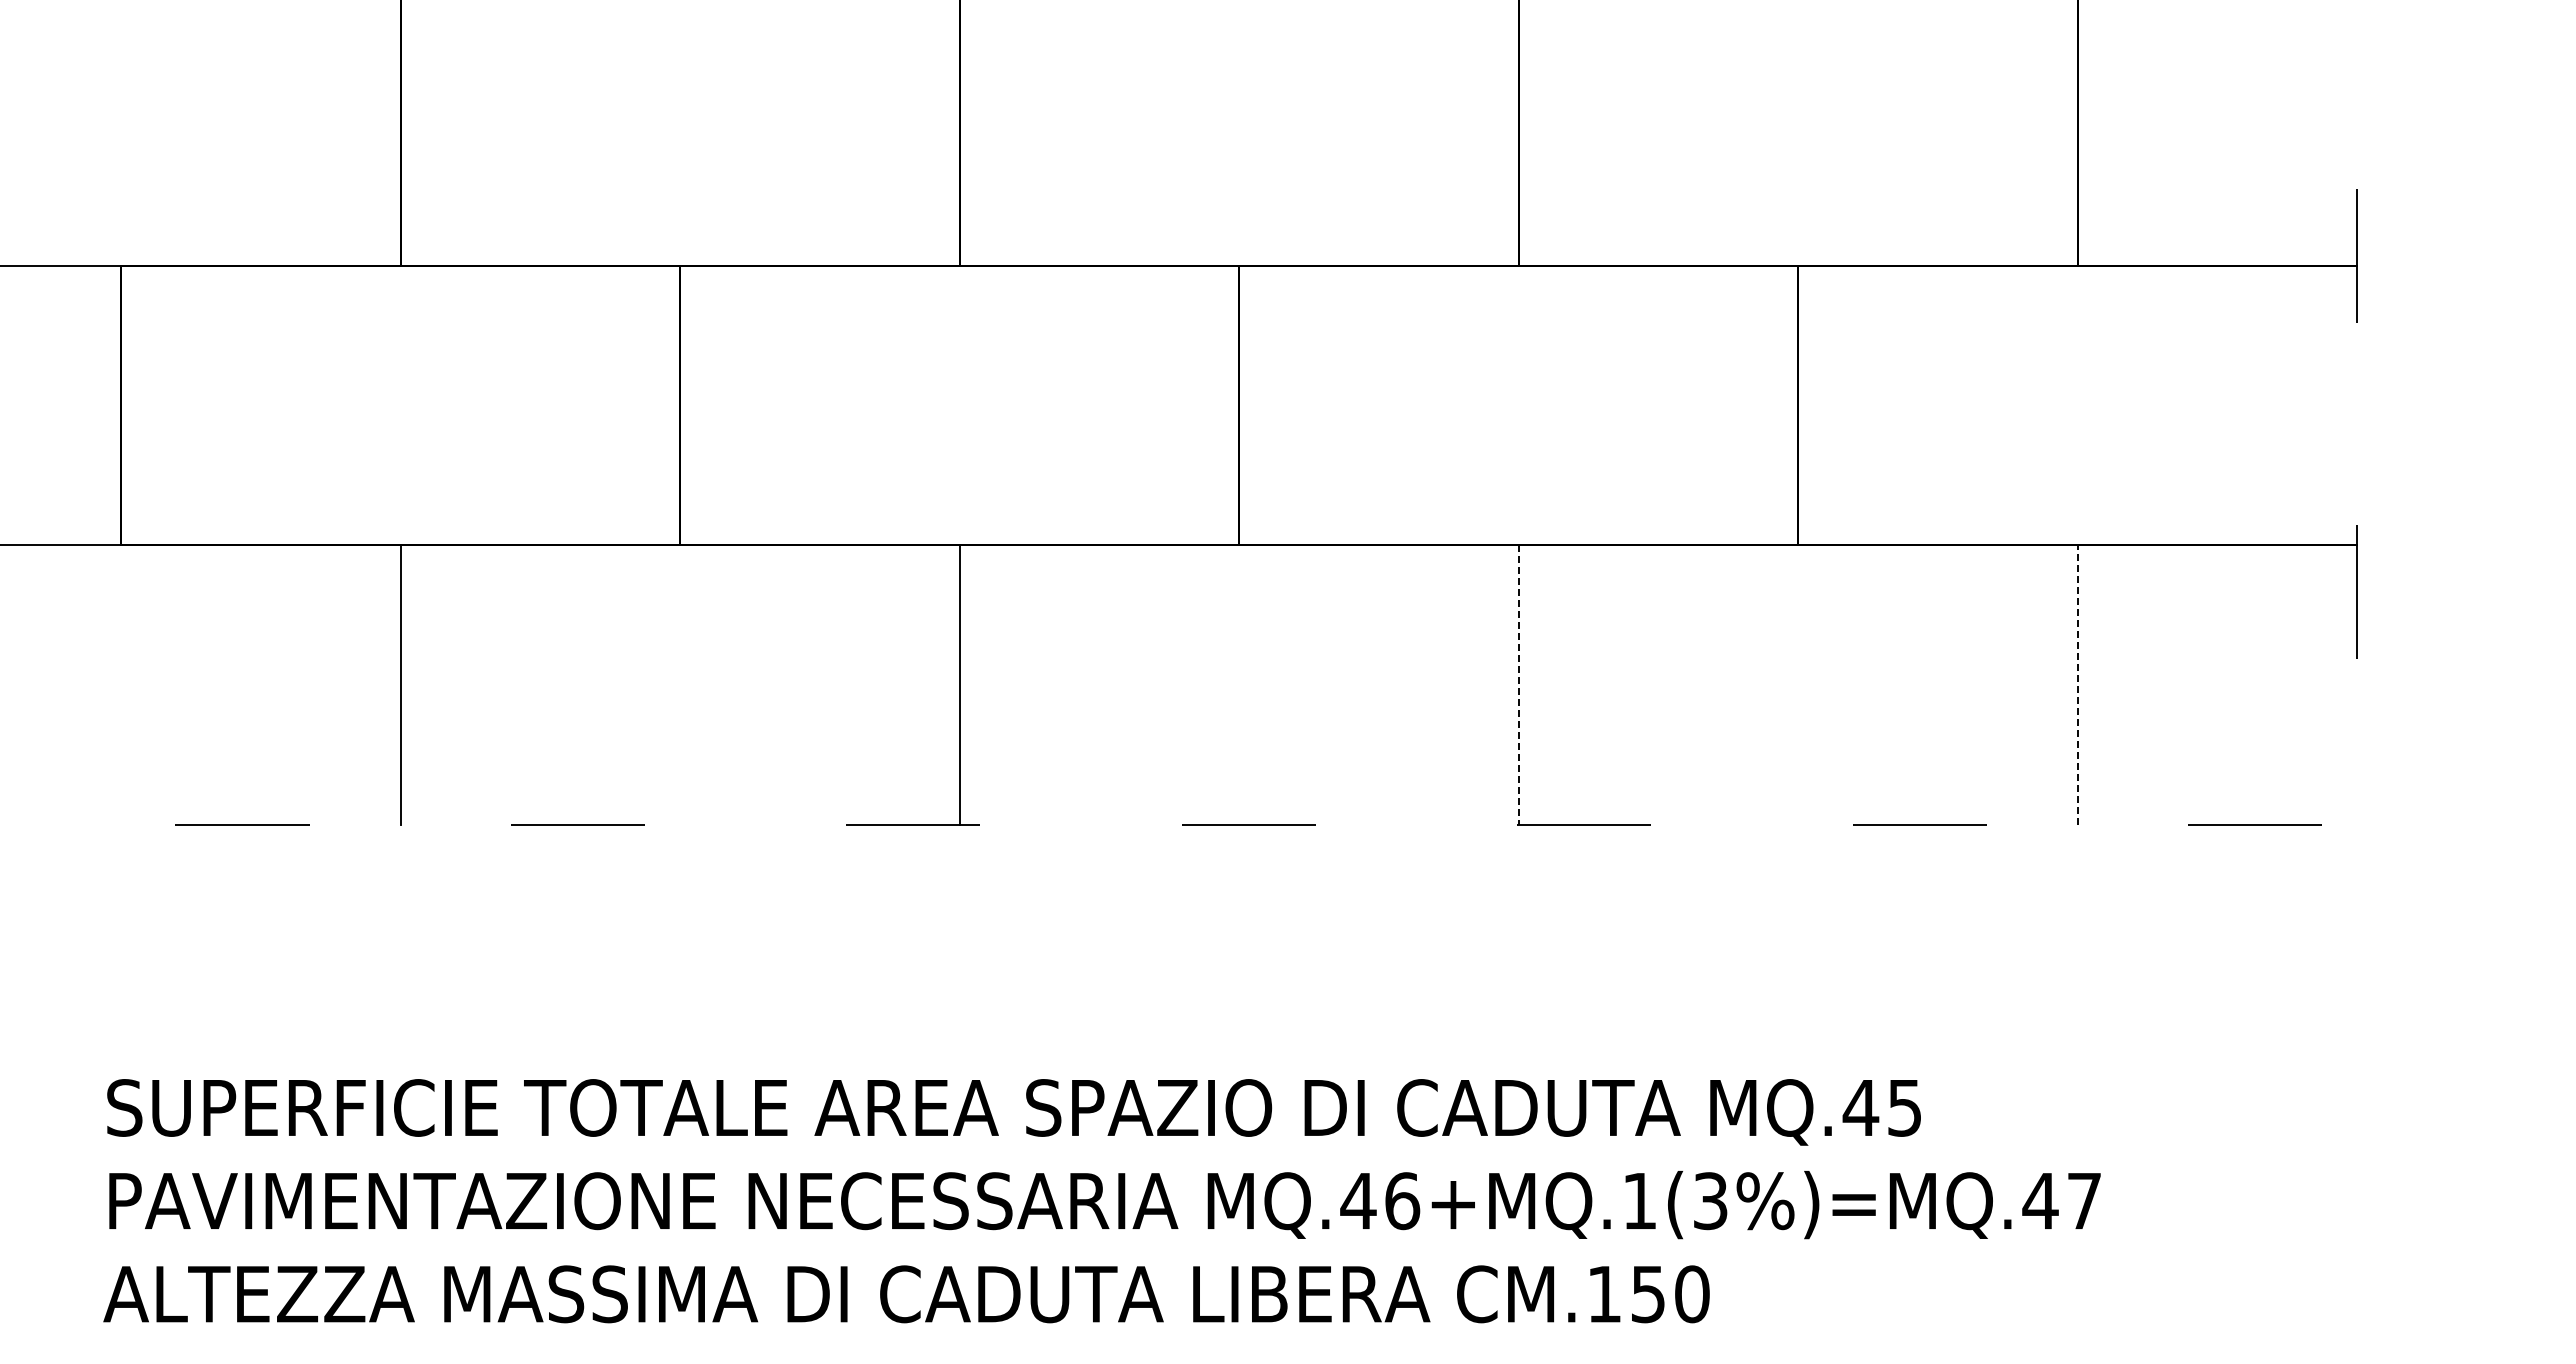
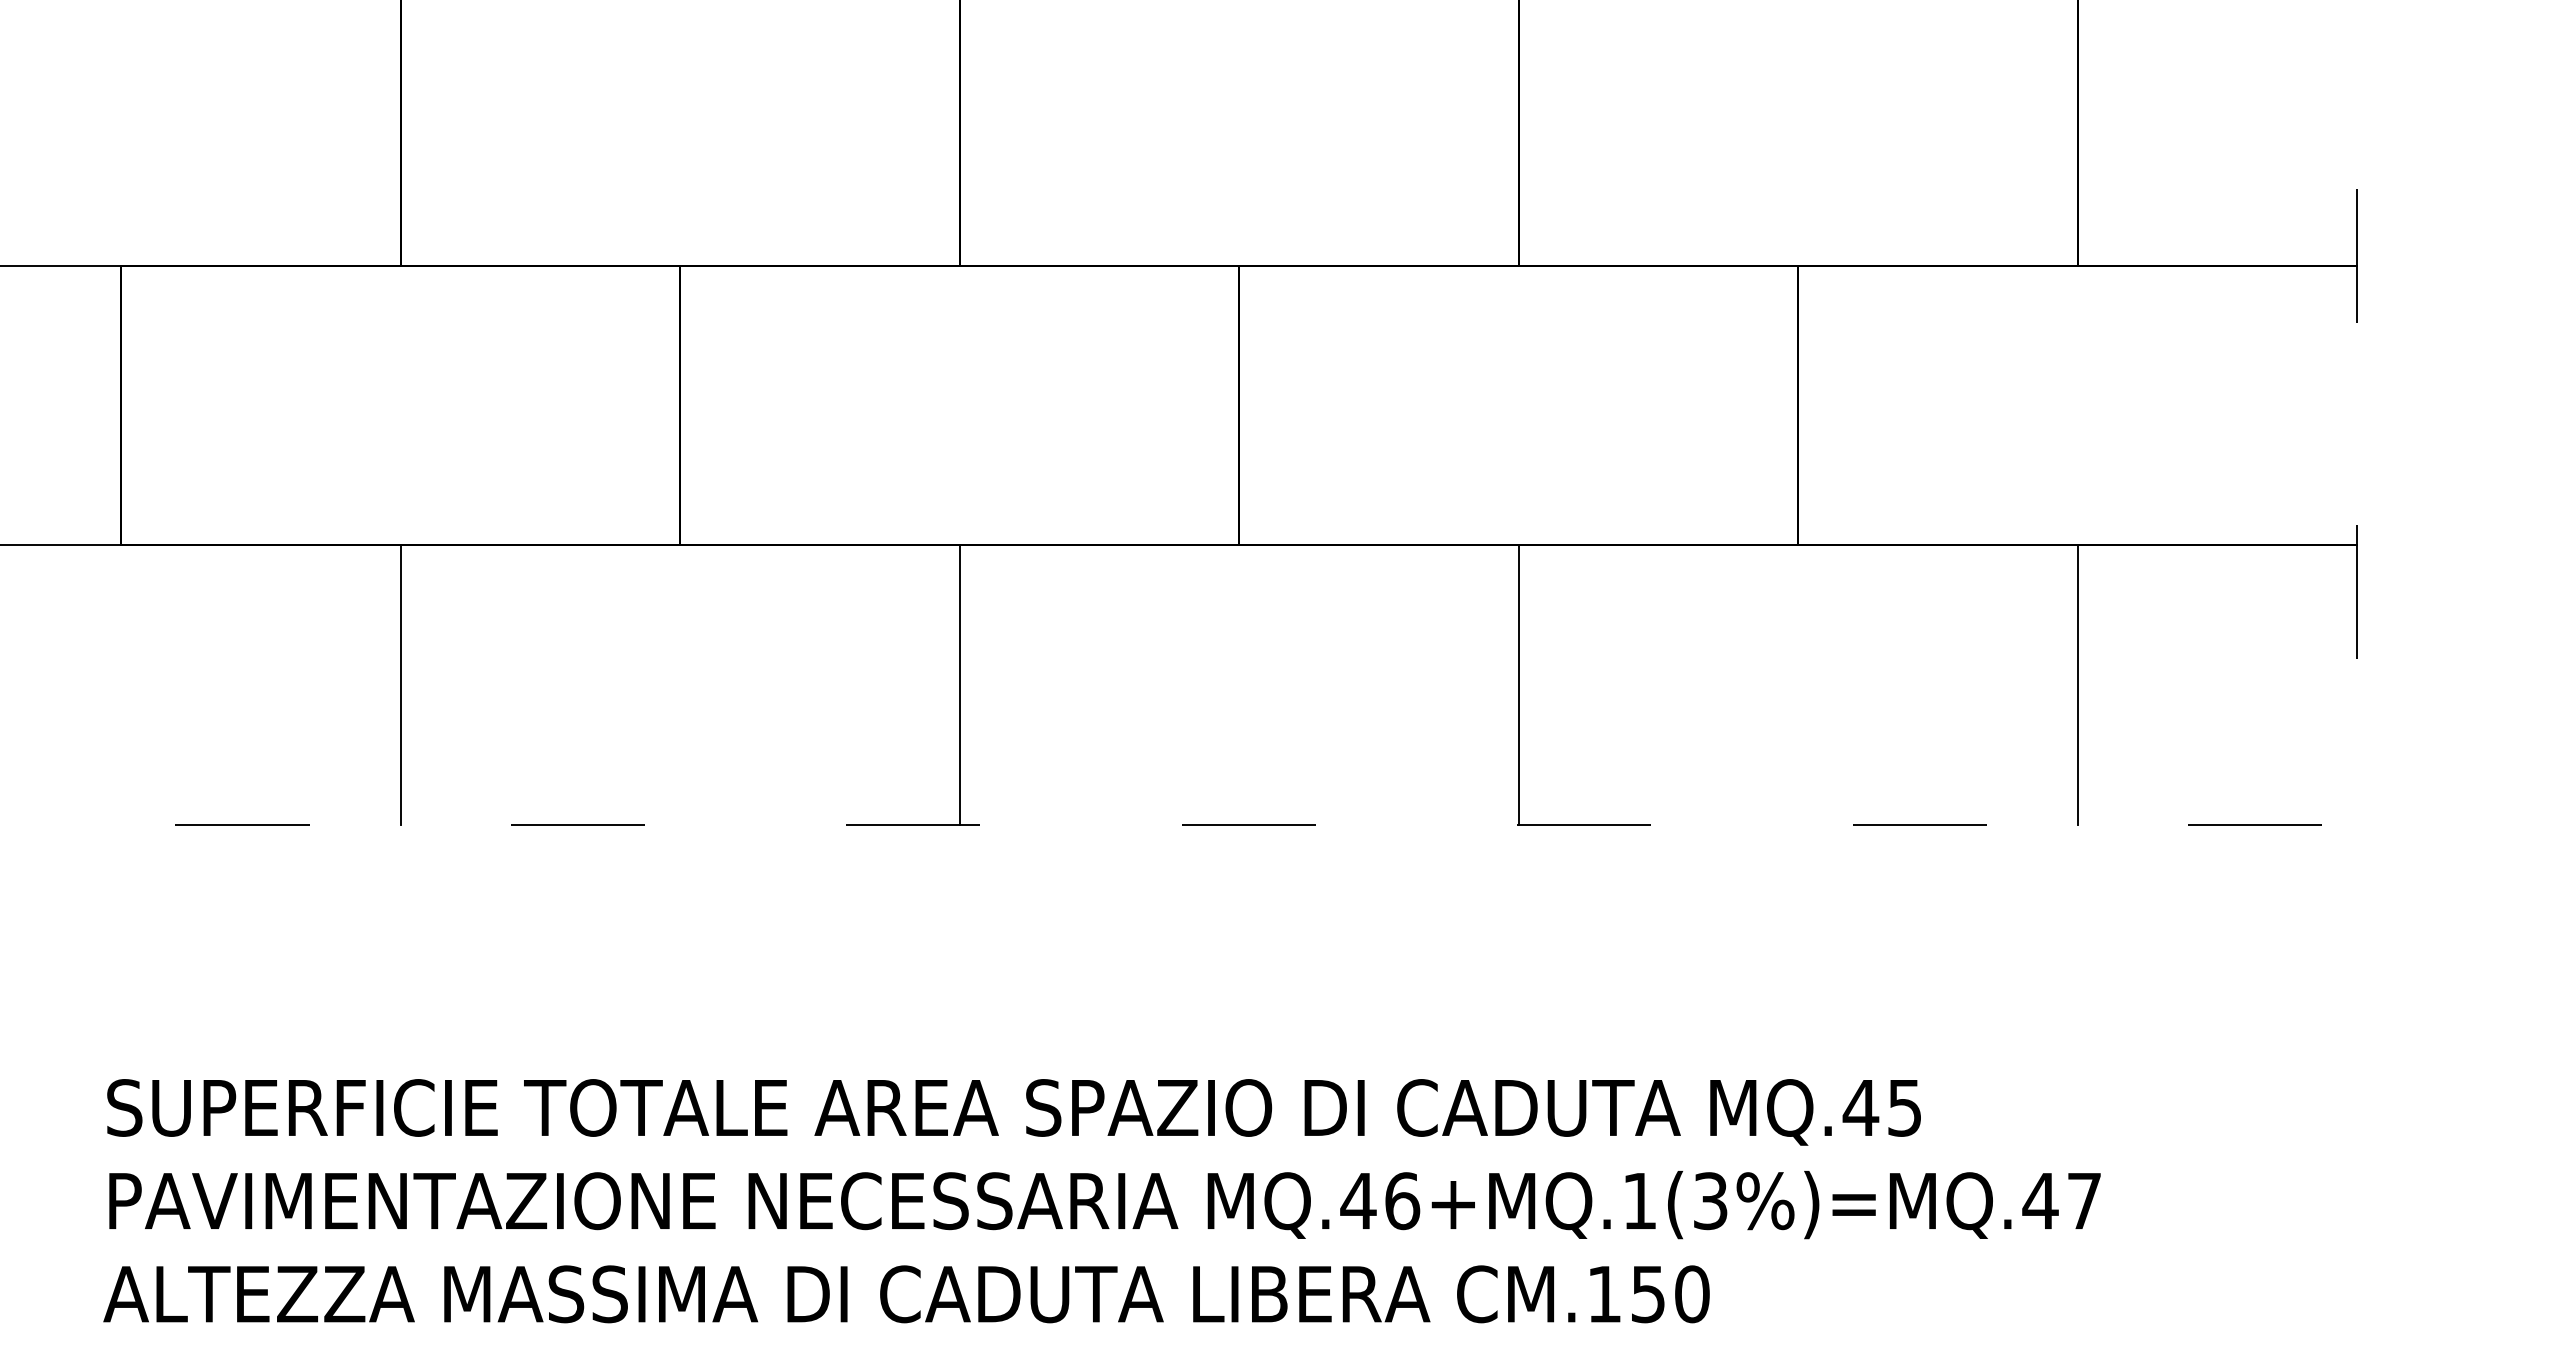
line: dashed -> solid (1518, 685)
line: dashed -> solid (2077, 685)
